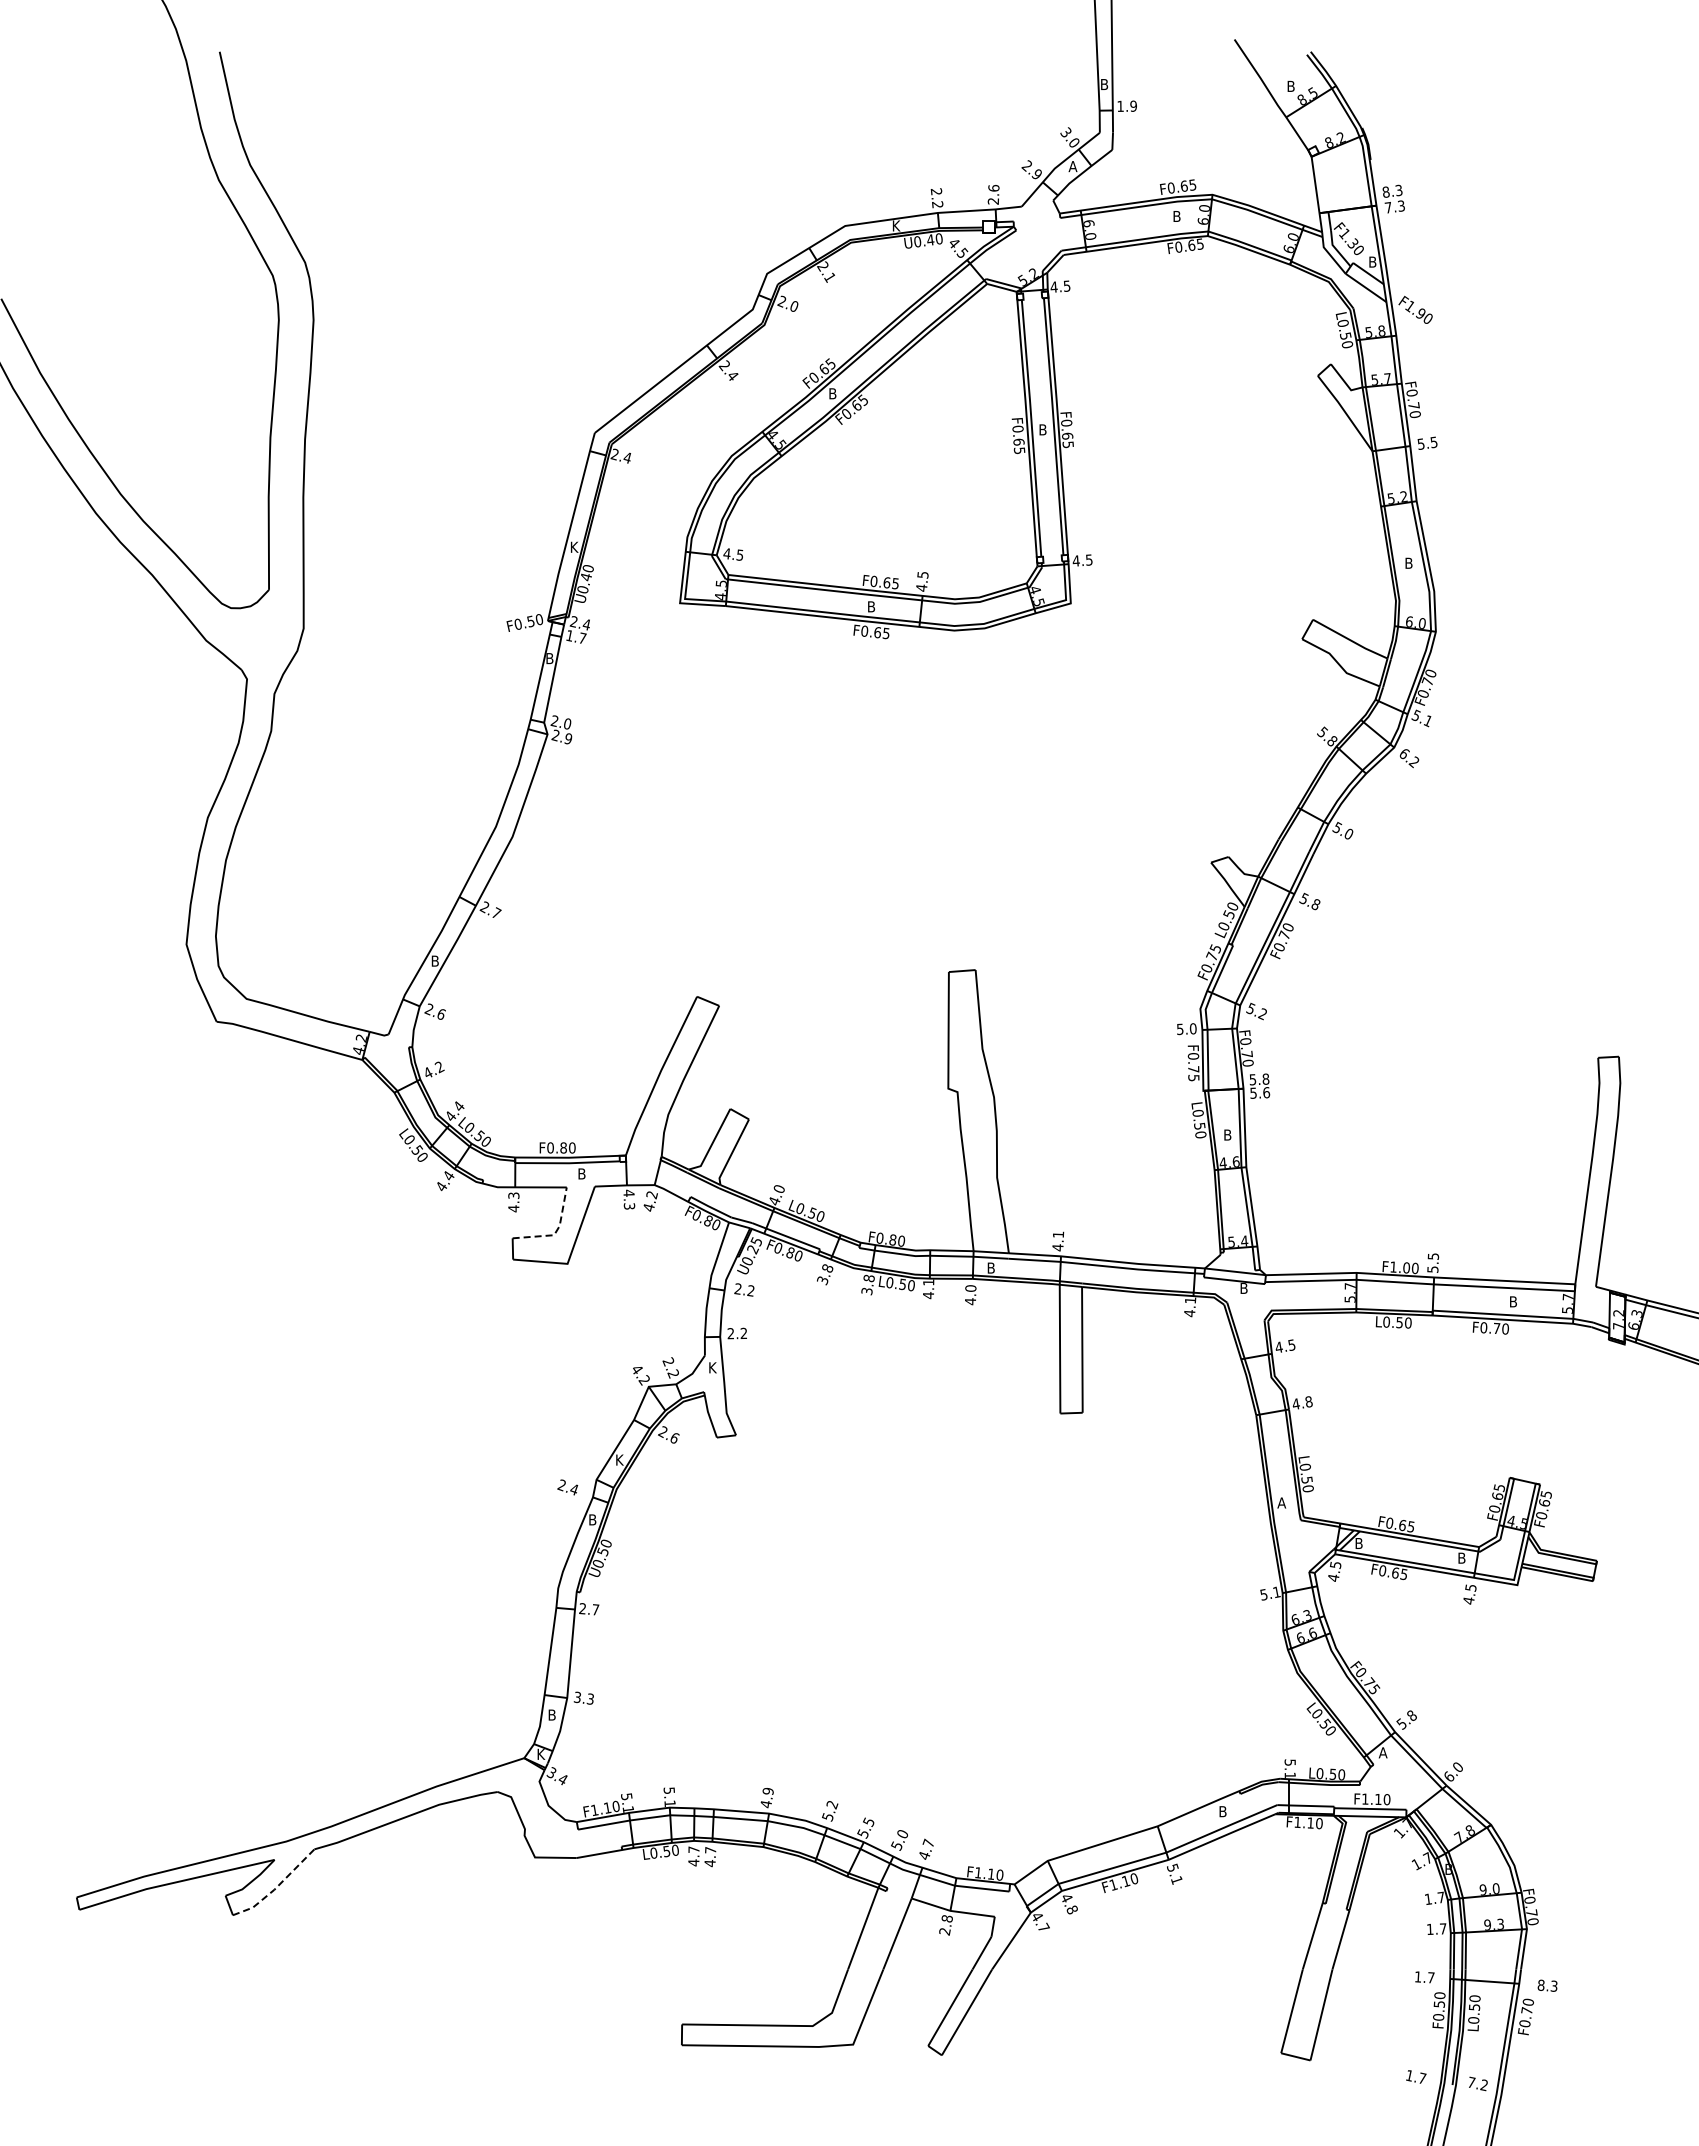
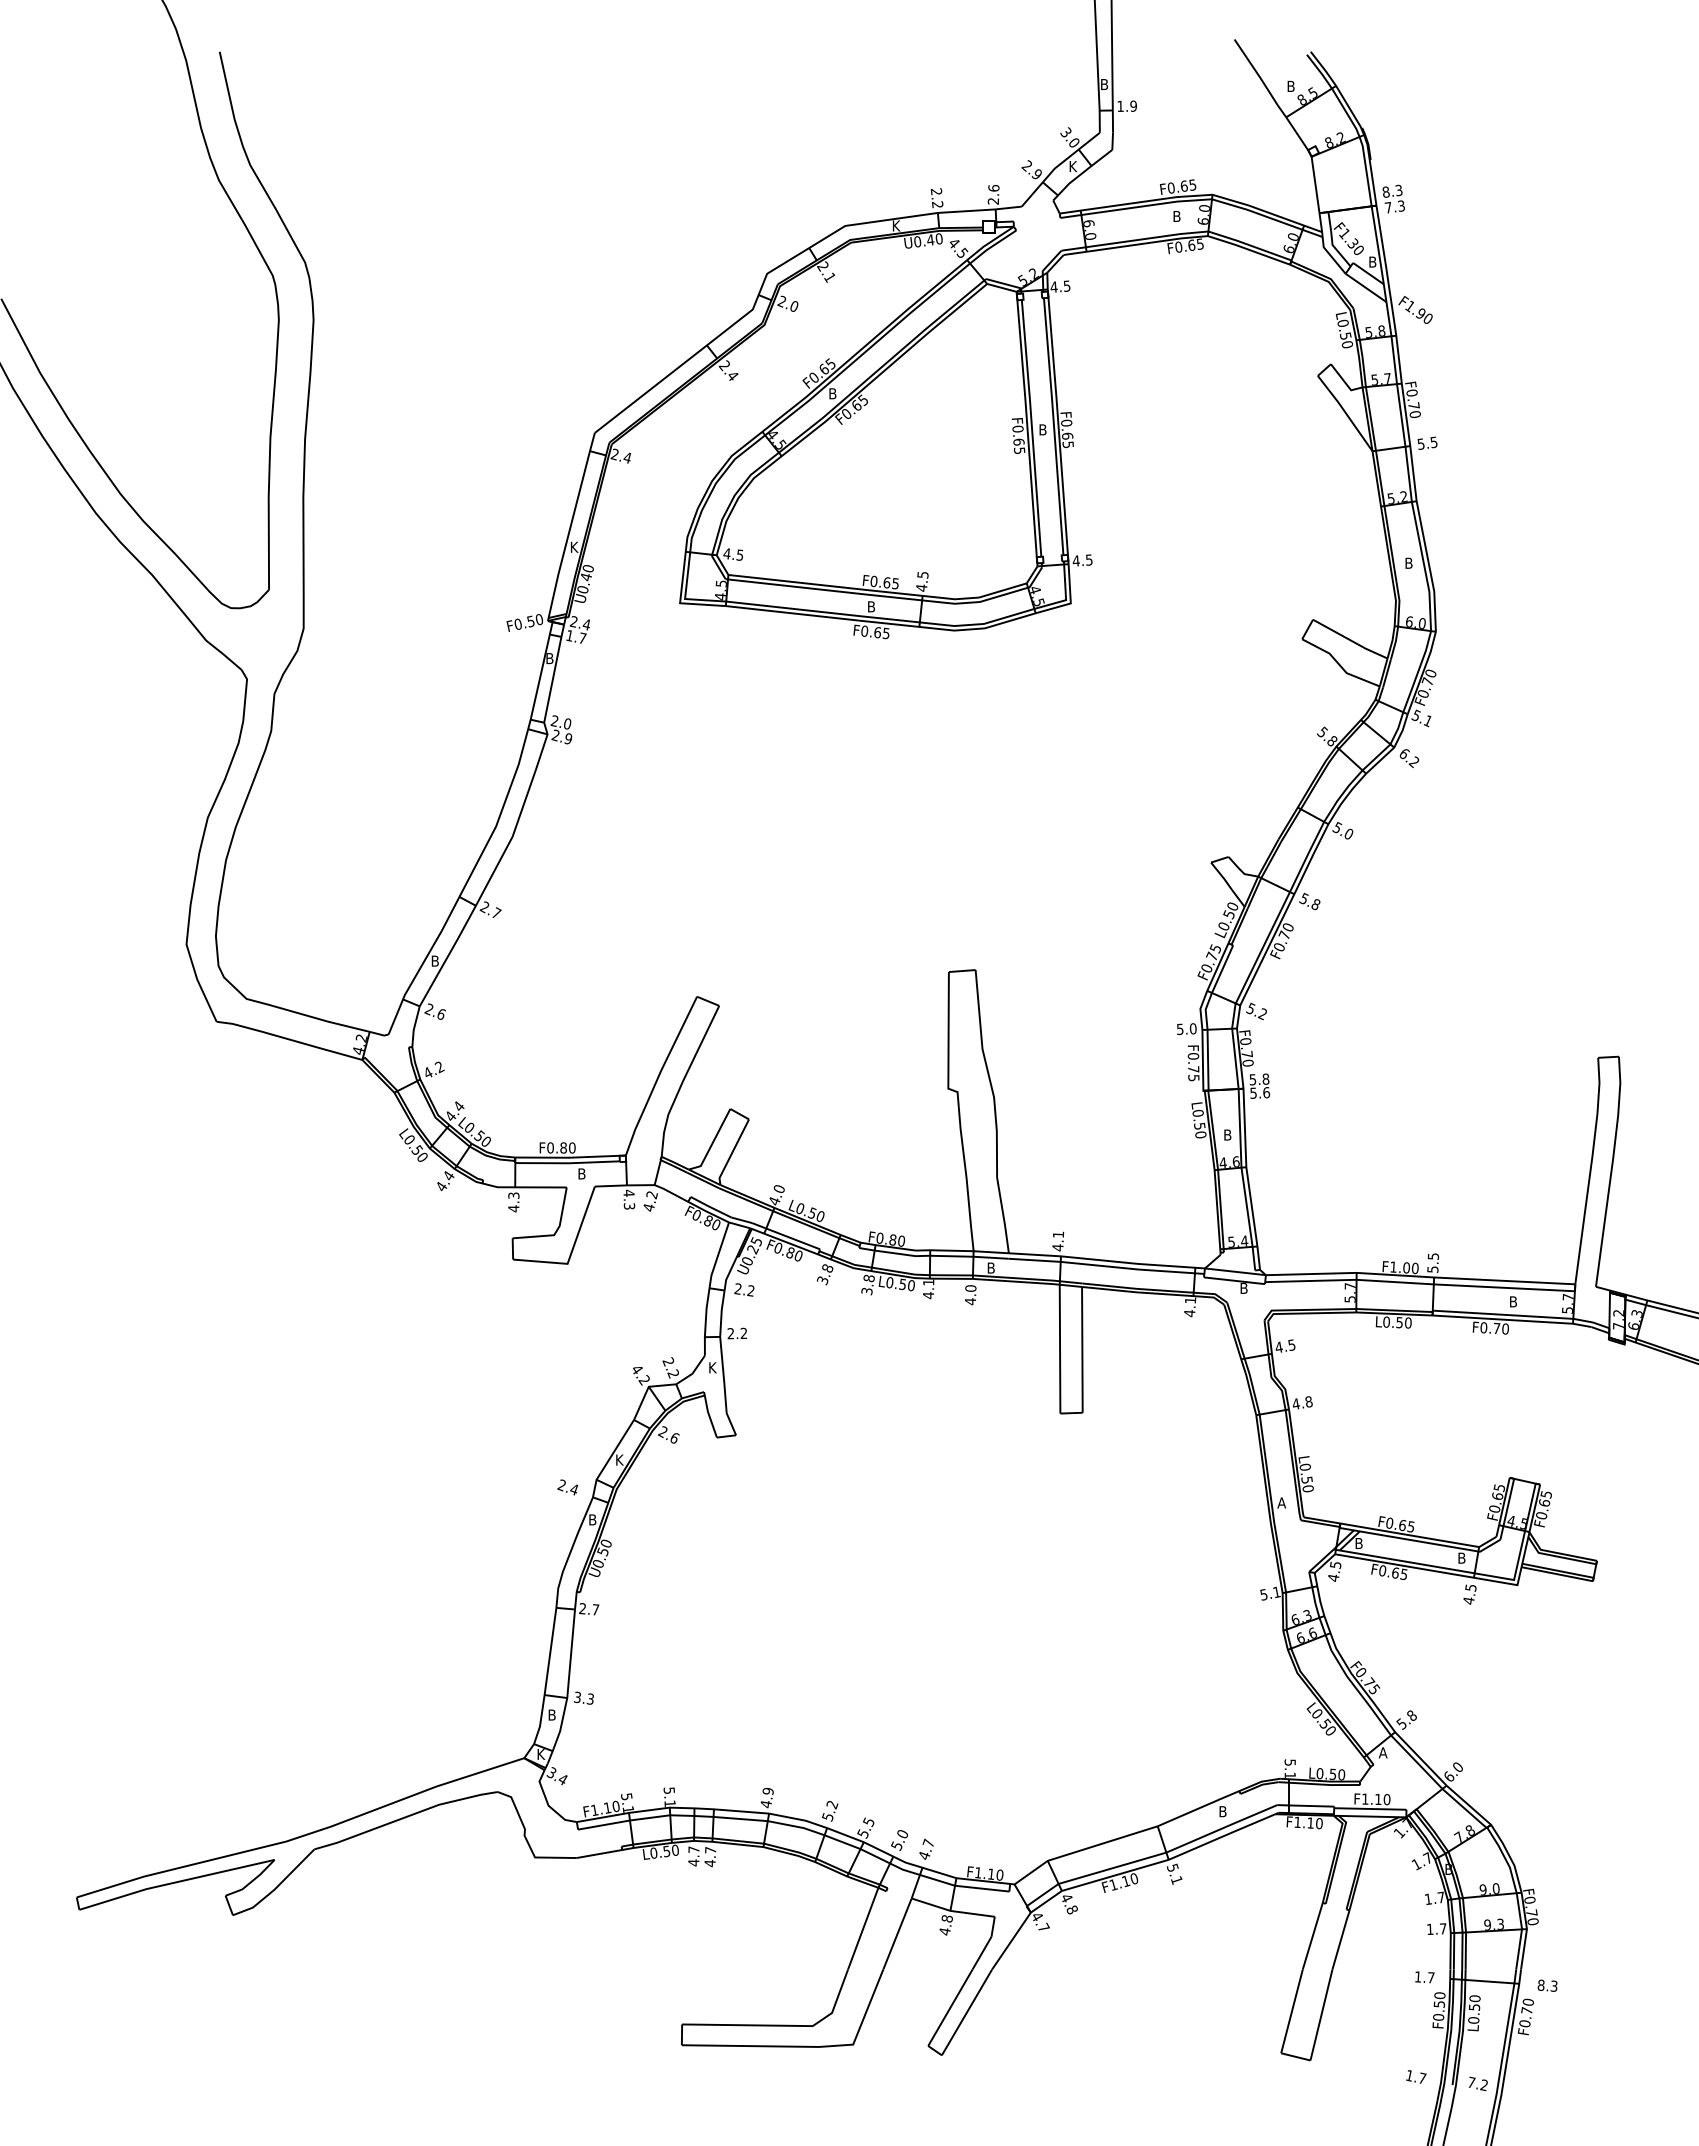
text: A -> K (1072, 166)
line: dashed -> solid (556, 1231)
line: dashed -> solid (276, 1887)
text: 2.8 -> 4.8 (944, 1931)
